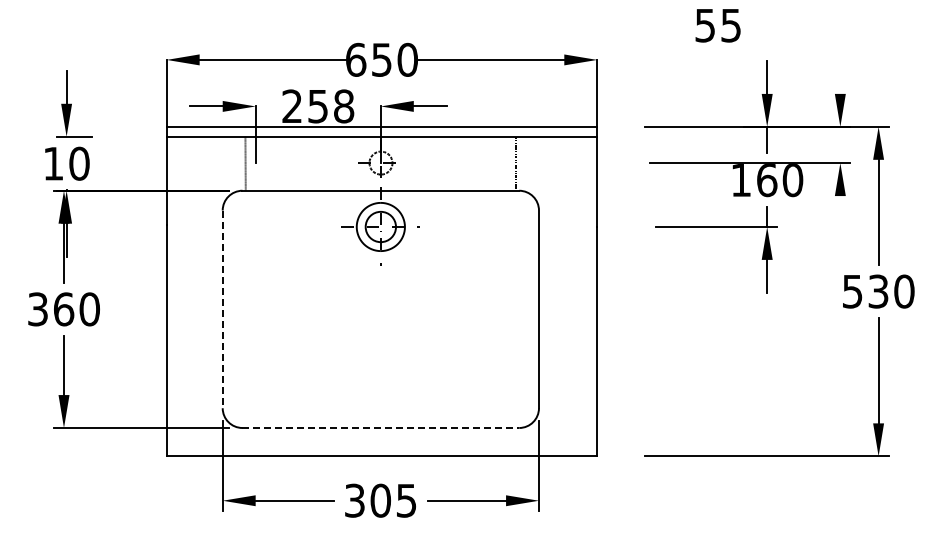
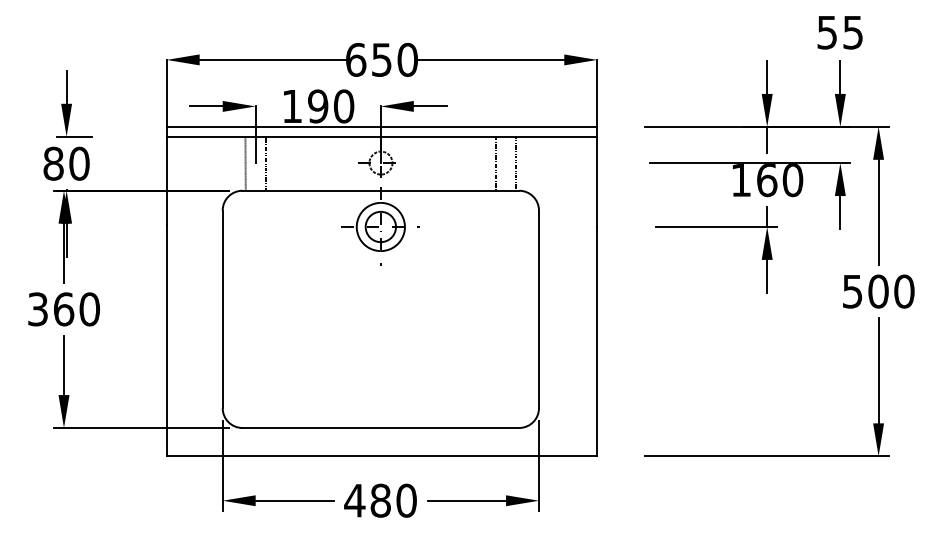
text position: (717, 25) -> (839, 32) (839, 32)
line: none -> present (840, 76)
text: 258 -> 190 (318, 106)
text: 10 -> 80 (53, 163)
line: none -> present (265, 163)
line: none -> present (496, 163)
line: none -> present (840, 212)
text: 530 -> 500 (878, 291)
line: dashed -> solid (222, 309)
line: dashed -> solid (381, 428)
text: 305 -> 480 (380, 500)
